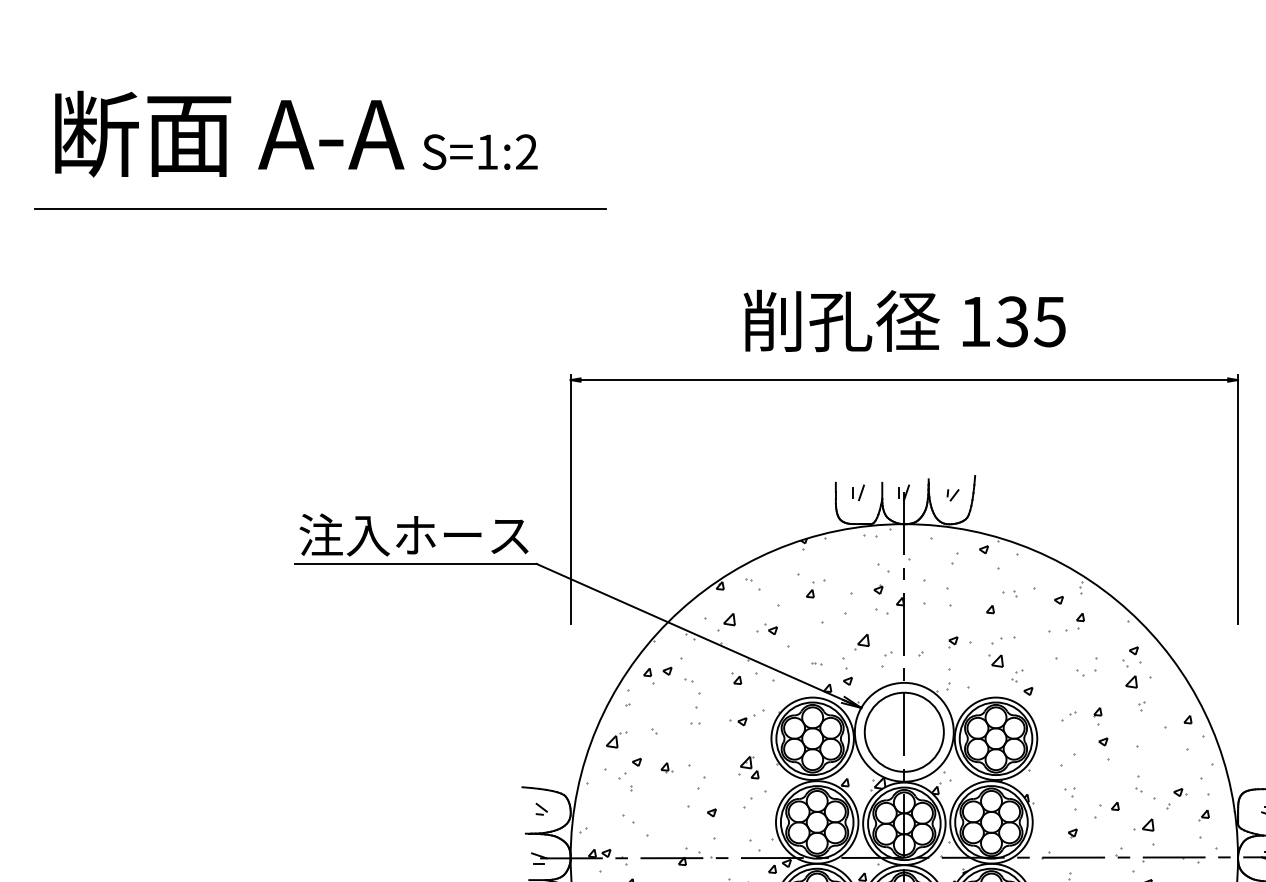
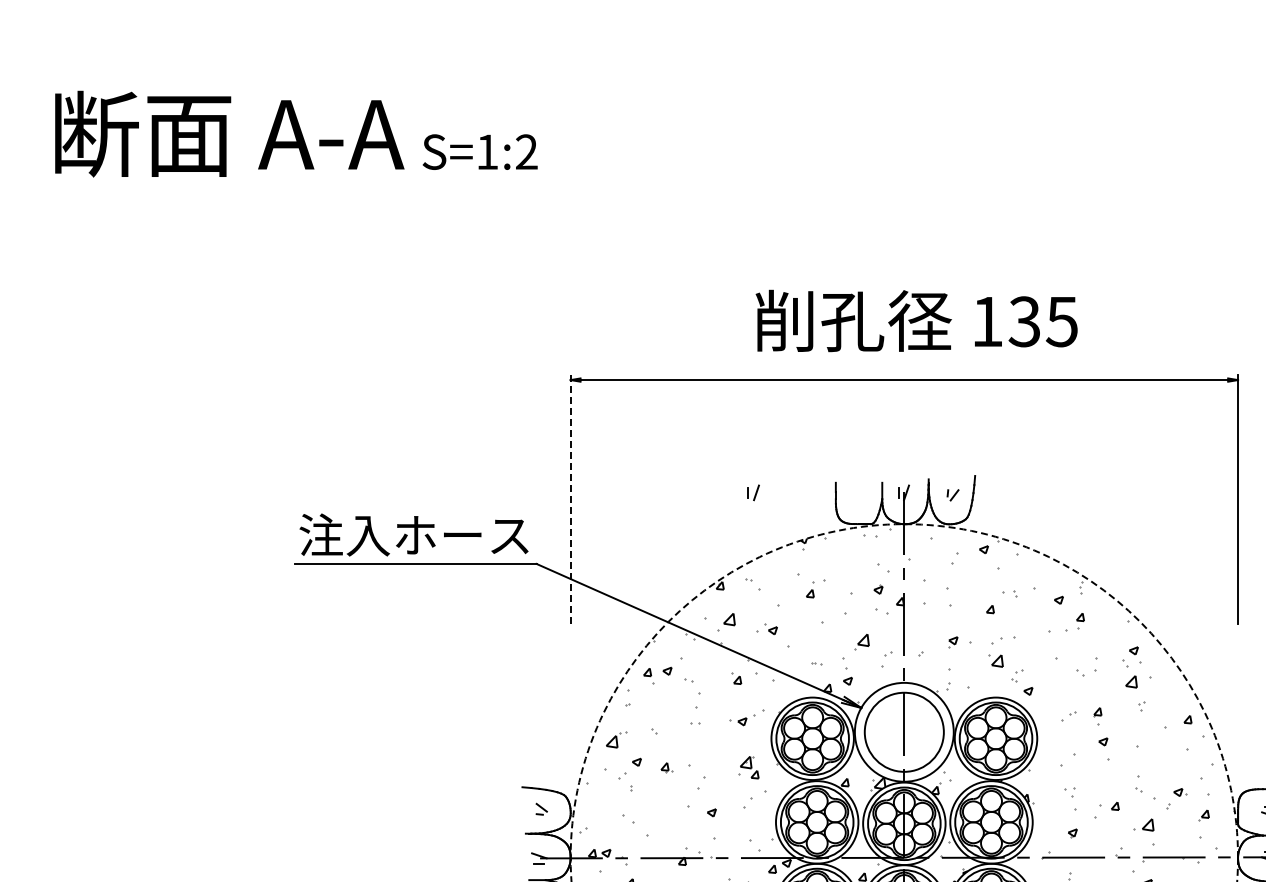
line: present -> none (320, 208)
text position: (904, 320) -> (916, 320) (916, 320)
part position: (858, 492) -> (753, 492) (753, 492)
line: solid -> dashed (570, 498)
circle: solid -> dashed (904, 702)
